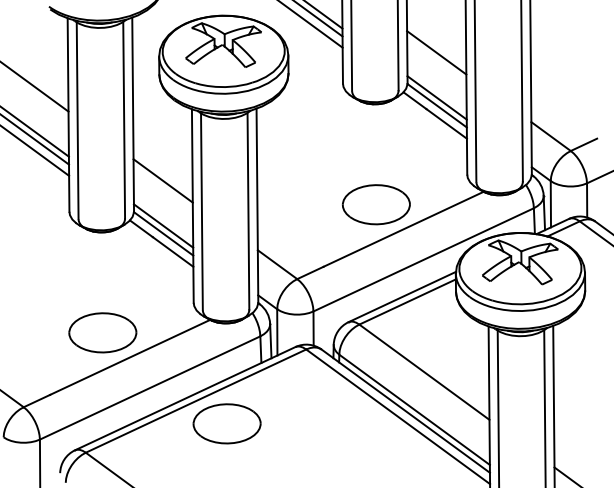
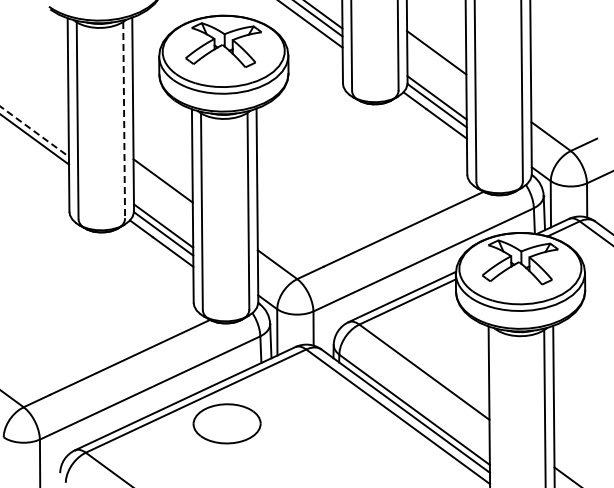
line: present -> none (35, 87)
line: solid -> dashed (124, 120)
line: solid -> dashed (35, 131)
line: present -> none (35, 151)
part: present -> none (376, 204)
part: present -> none (102, 332)
line: present -> none (498, 407)
